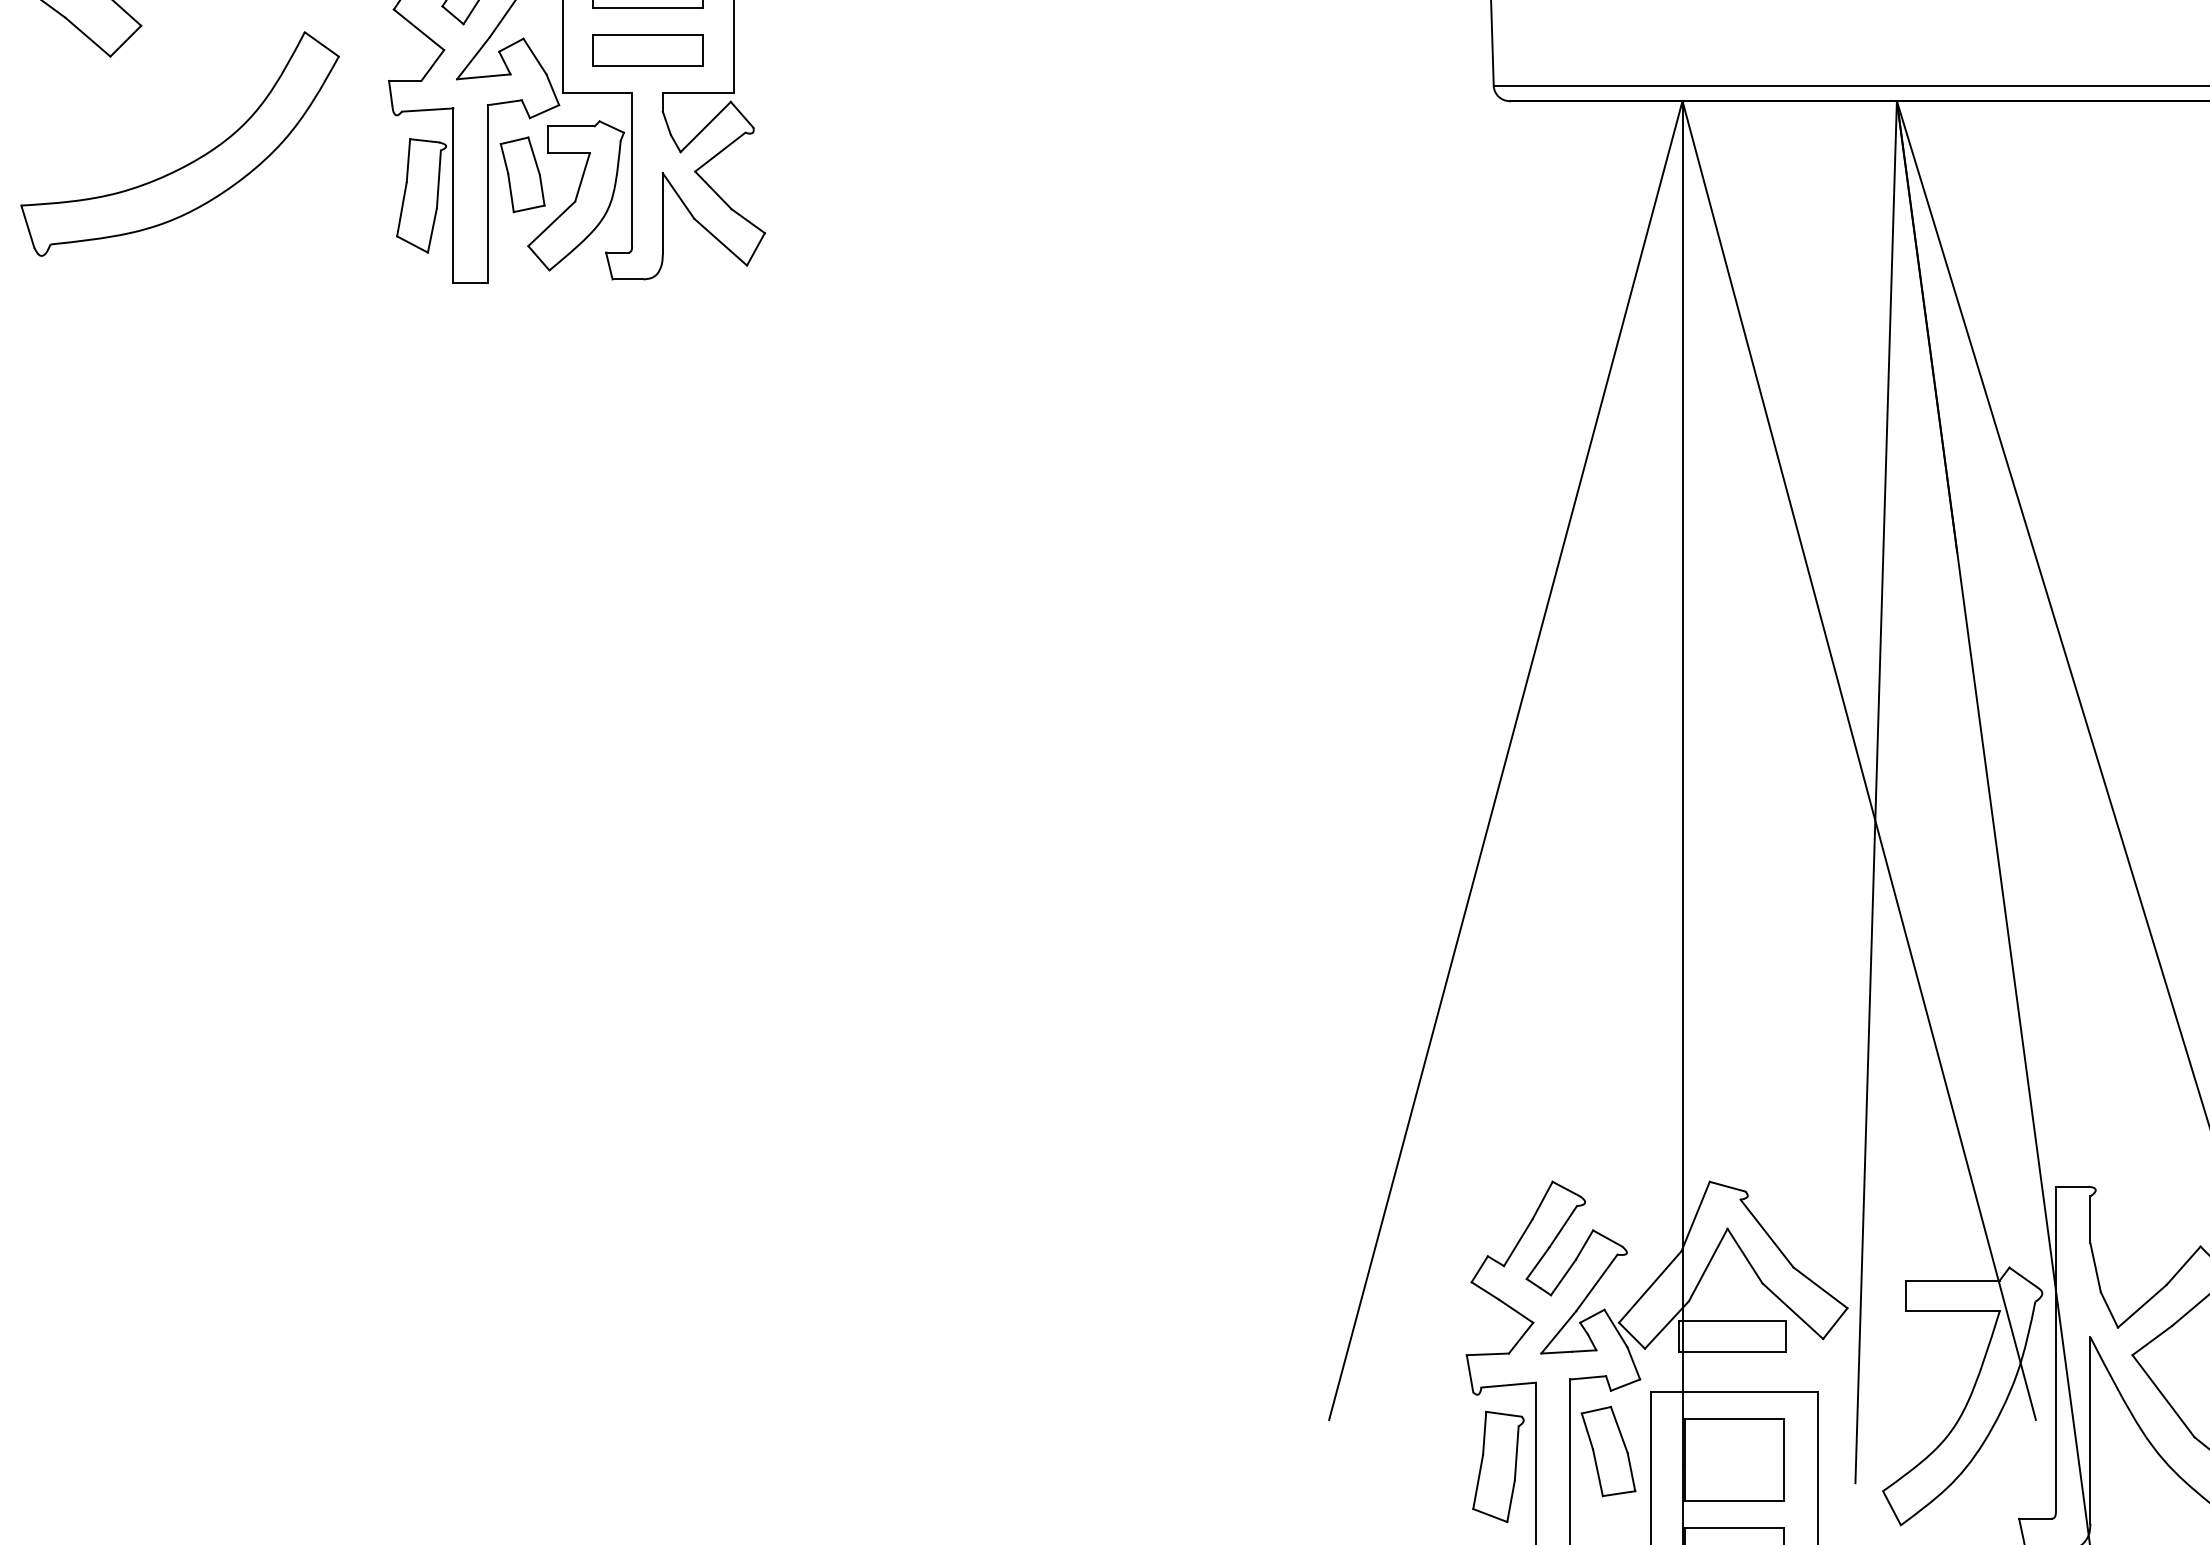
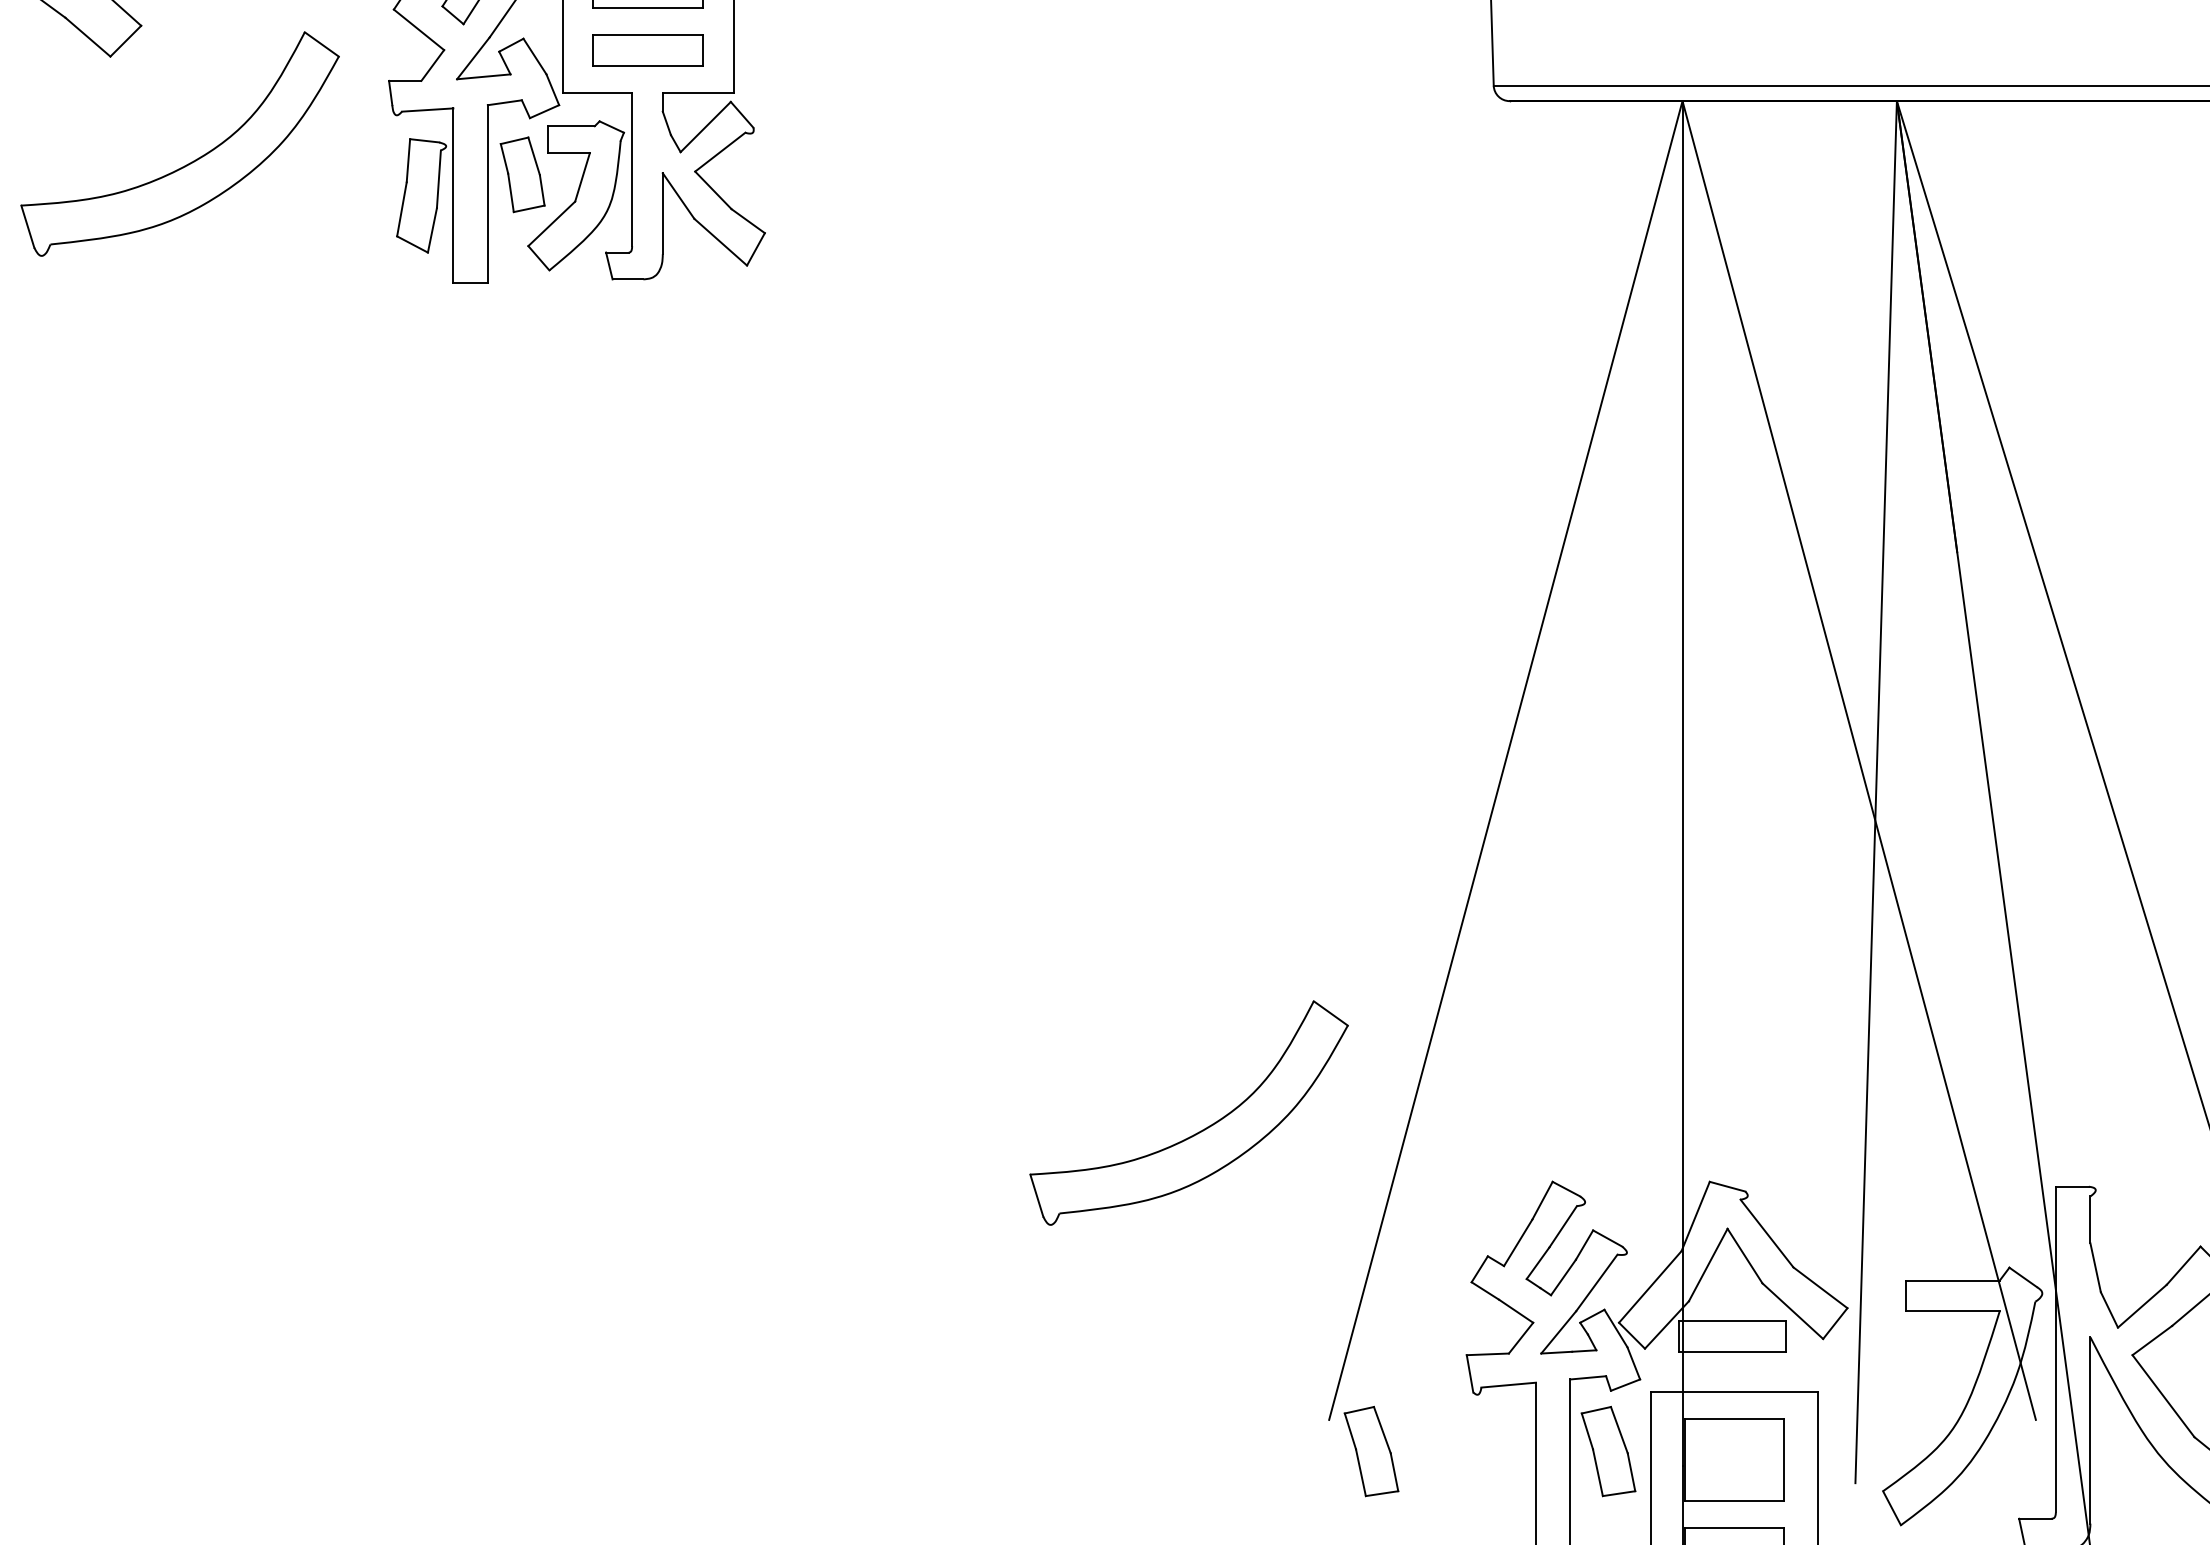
part: none -> present (1198, 1131)
part: none -> present (1371, 1451)
part: present -> none (1498, 1466)
